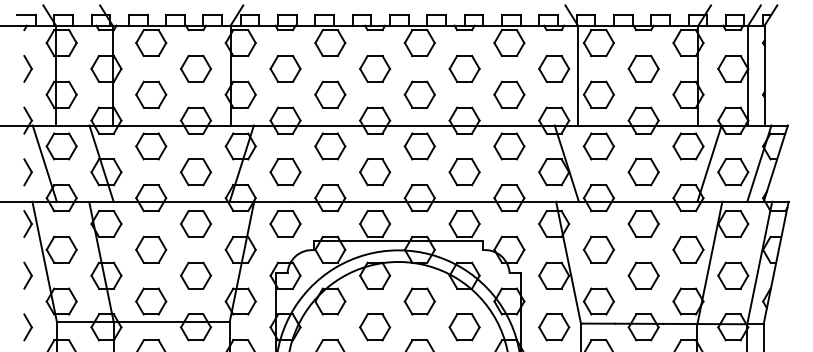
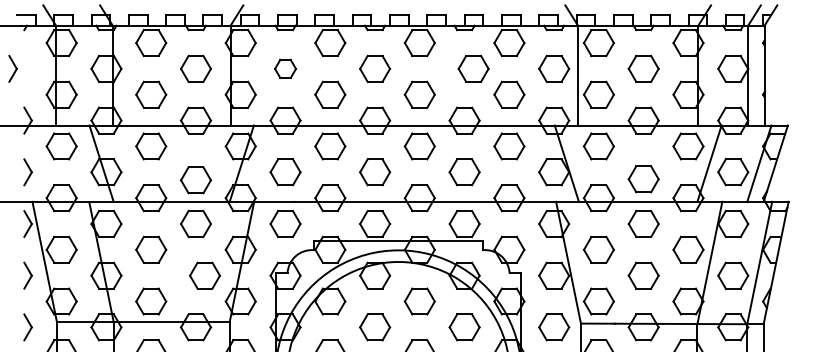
part position: (27, 68) -> (12, 68) (12, 68)
part size: 33x28 px -> 23x21 px (285, 68)
part position: (464, 68) -> (473, 68) (473, 68)
line: present -> none (44, 163)
part position: (195, 172) -> (195, 180) (195, 180)
part position: (643, 172) -> (643, 179) (643, 179)
part position: (195, 275) -> (204, 275) (204, 275)
